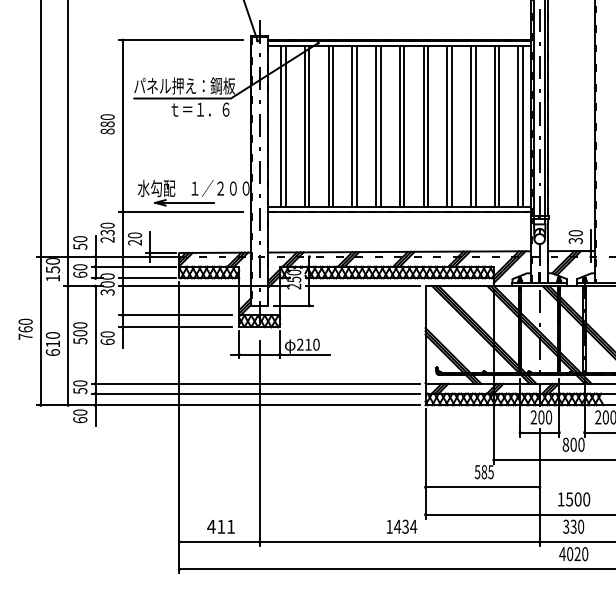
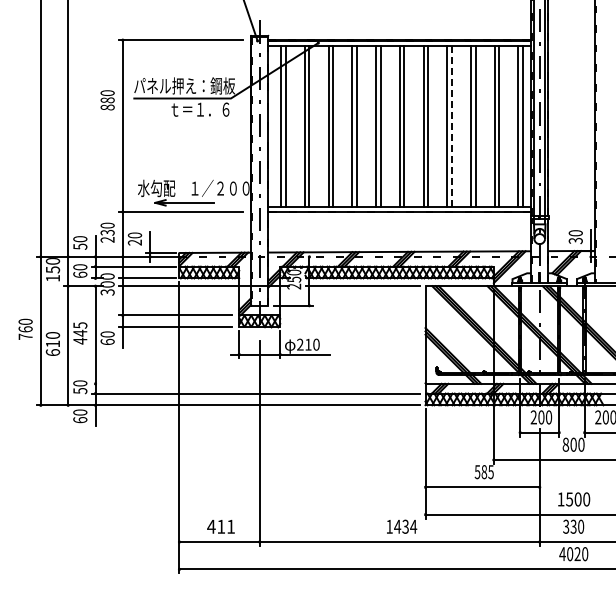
text position: (107, 124) -> (107, 100) (107, 100)
line: solid -> dashed (451, 126)
text: 500 -> 445 (80, 333)
line: present -> none (255, 383)
